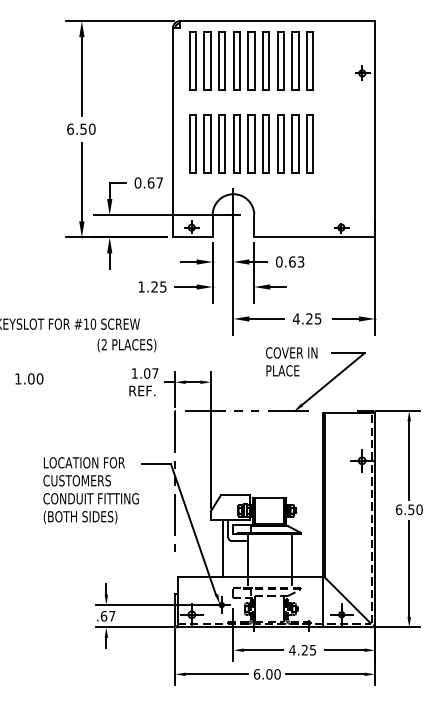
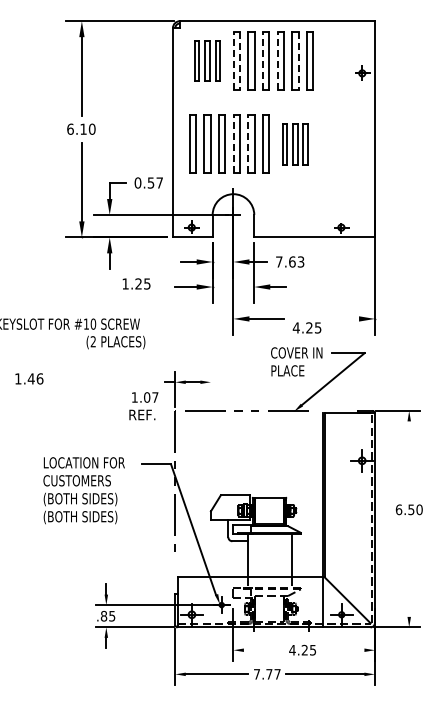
part size: 37x60 px -> 27x42 px (207, 60)
line: solid -> dashed (233, 60)
line: solid -> dashed (262, 60)
line: solid -> dashed (277, 60)
line: solid -> dashed (239, 61)
line: solid -> dashed (298, 61)
text: 6.50 -> 6.10 (83, 128)
line: solid -> dashed (233, 143)
line: solid -> dashed (248, 143)
part size: 37x60 px -> 27x43 px (295, 144)
text: 0.67 -> 0.57 (150, 182)
text: 0.63 -> 7.63 (279, 261)
text position: (152, 286) -> (136, 283) (136, 283)
text position: (306, 318) -> (306, 327) (306, 327)
line: present -> none (346, 318)
text position: (126, 345) -> (115, 342) (115, 342)
text position: (291, 361) -> (296, 361) (296, 361)
text: 1.00 -> 1.46 (35, 378)
text position: (143, 382) -> (143, 406) (143, 406)
line: present -> none (210, 439)
line: present -> none (409, 460)
text: CONDUIT FITTING -> (BOTH SIDES) (90, 499)
line: present -> none (223, 548)
line: present -> none (409, 568)
text: .67 -> .85 (107, 616)
line: present -> none (263, 650)
line: present -> none (344, 650)
text: 6.00 -> 7.77 (266, 674)
